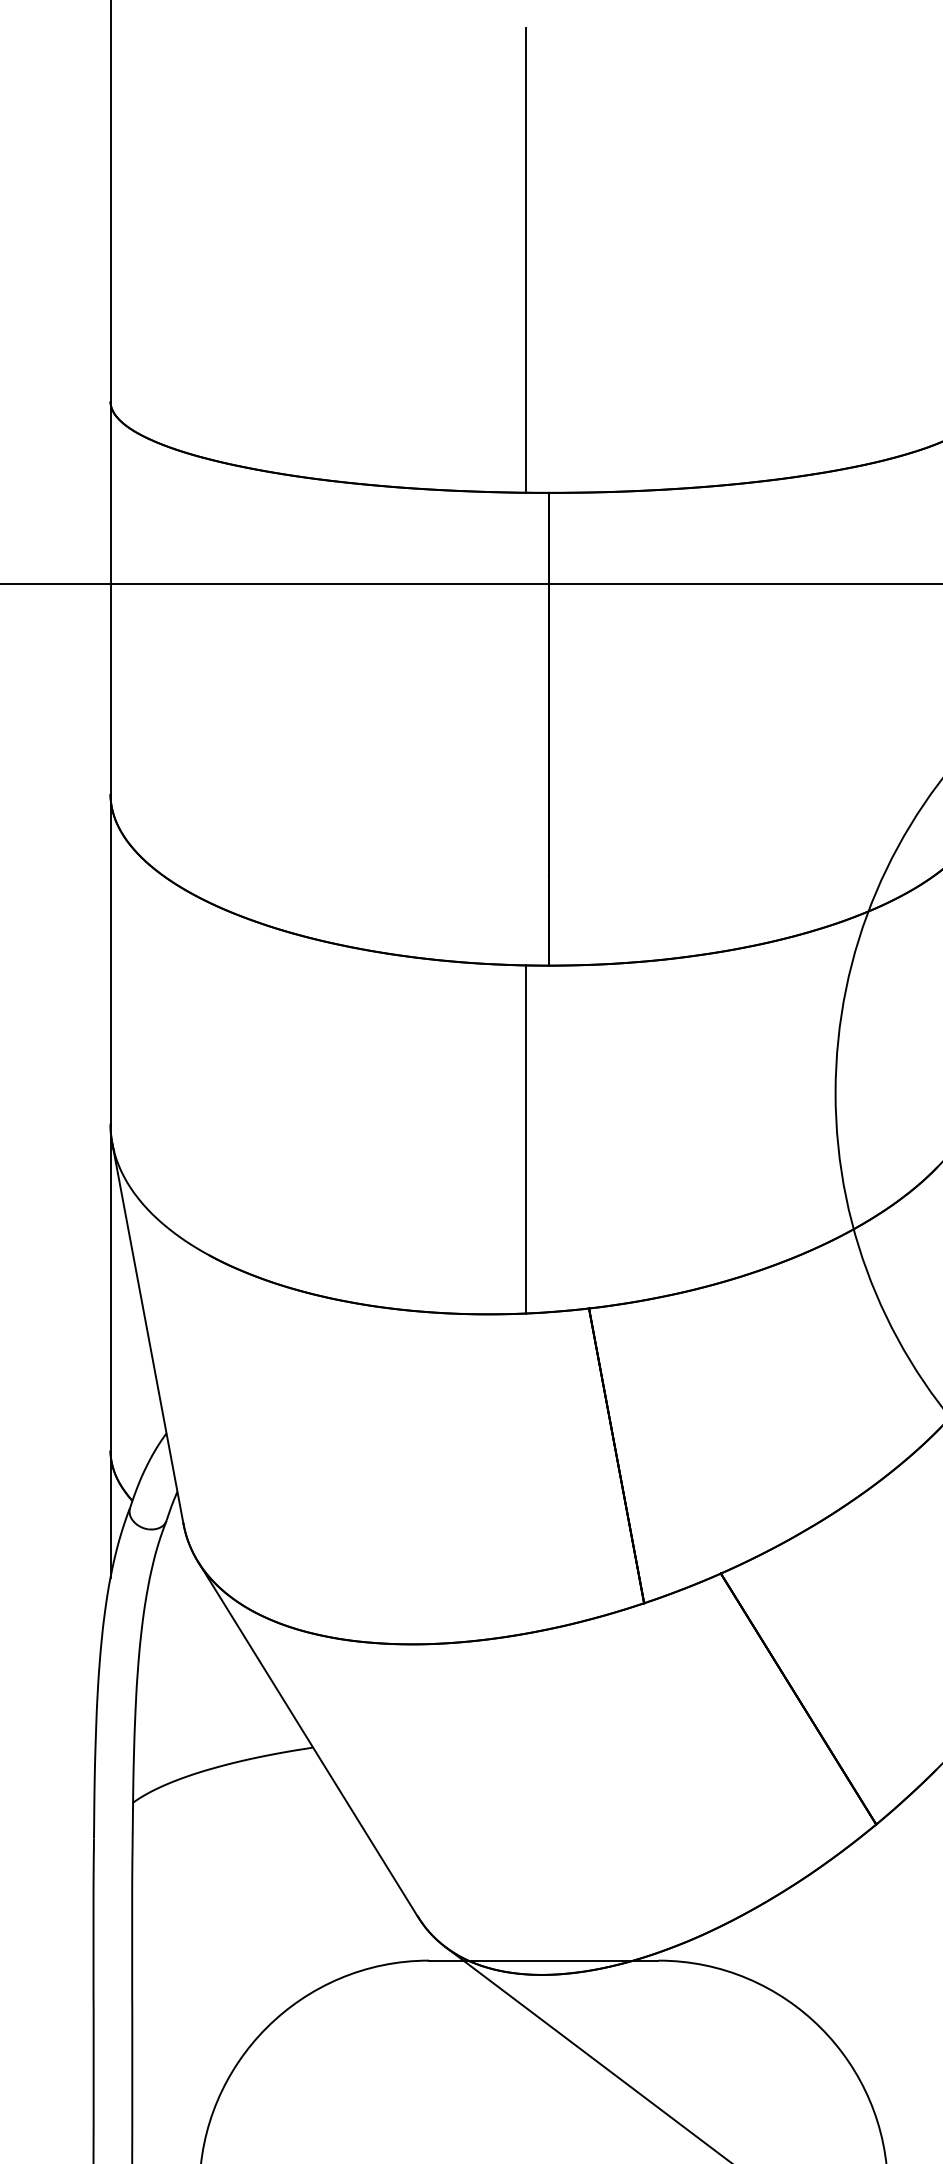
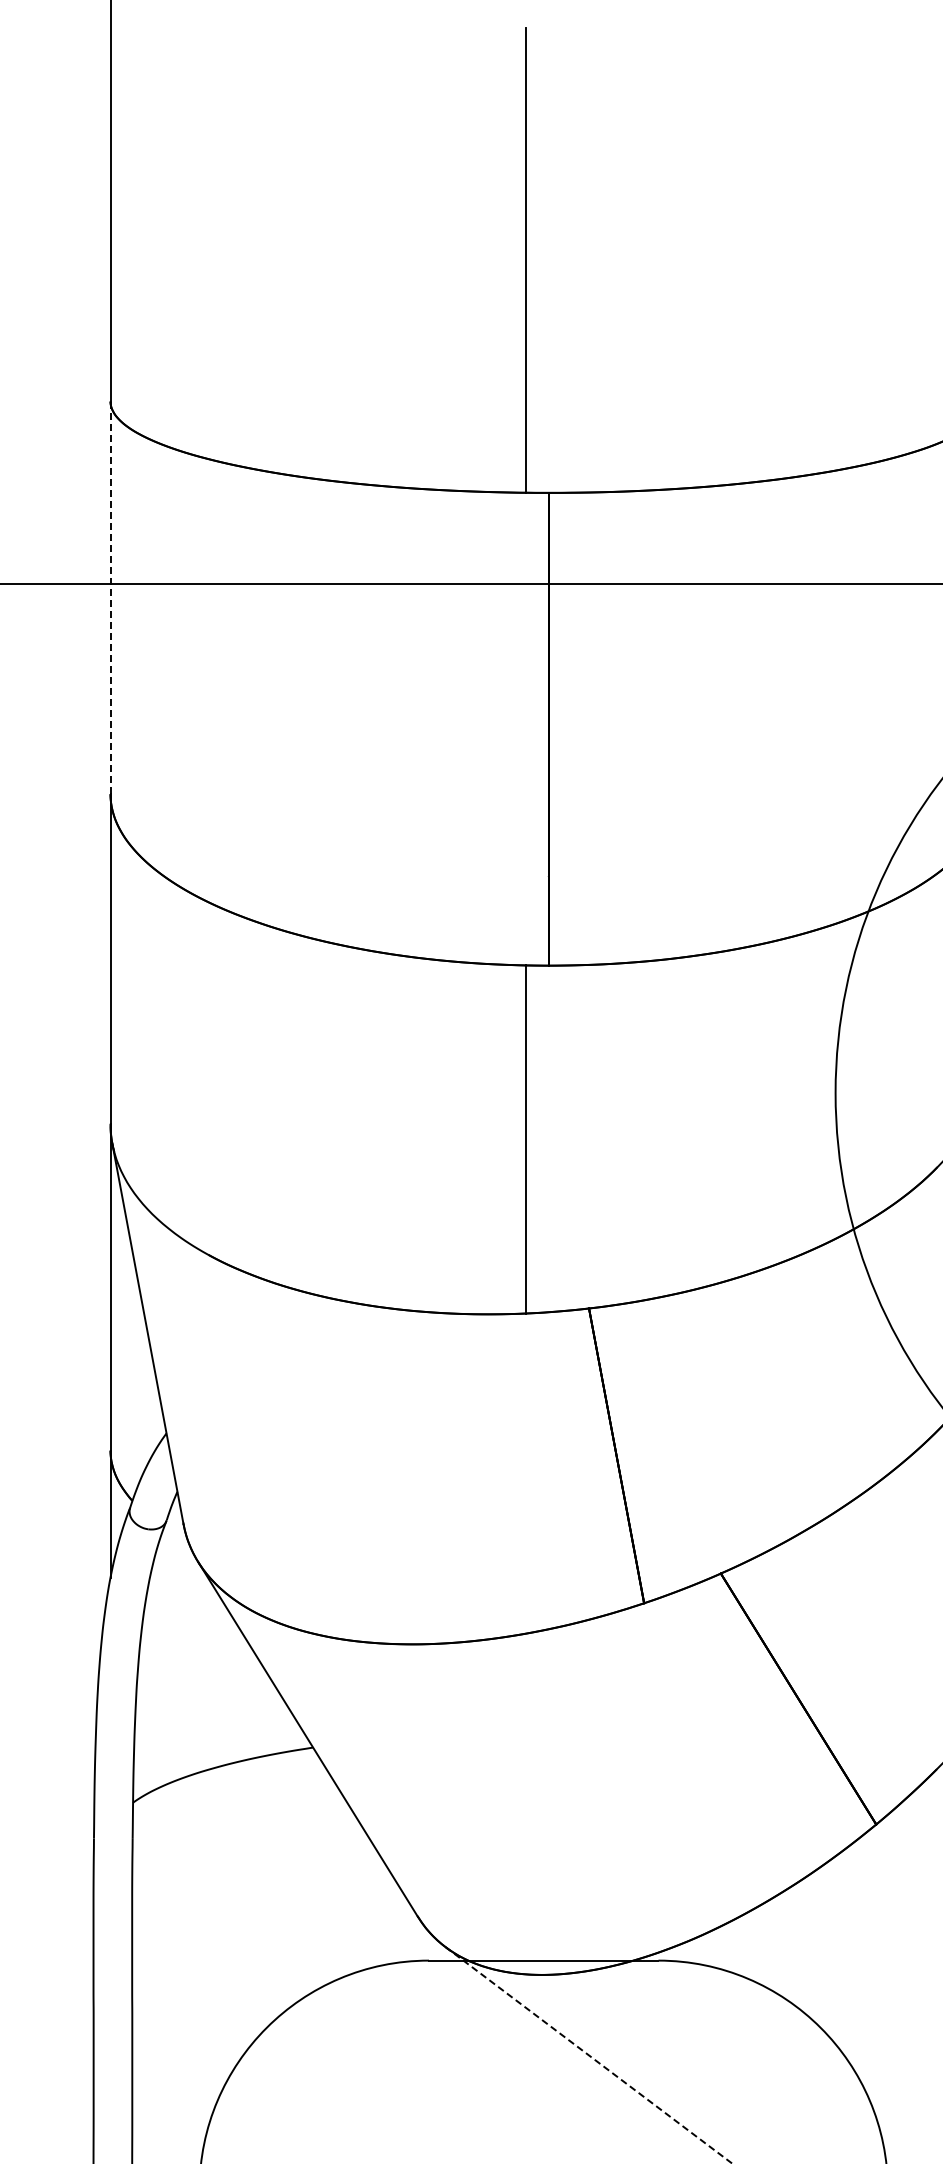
line: solid -> dashed (110, 598)
line: solid -> dashed (588, 2055)
